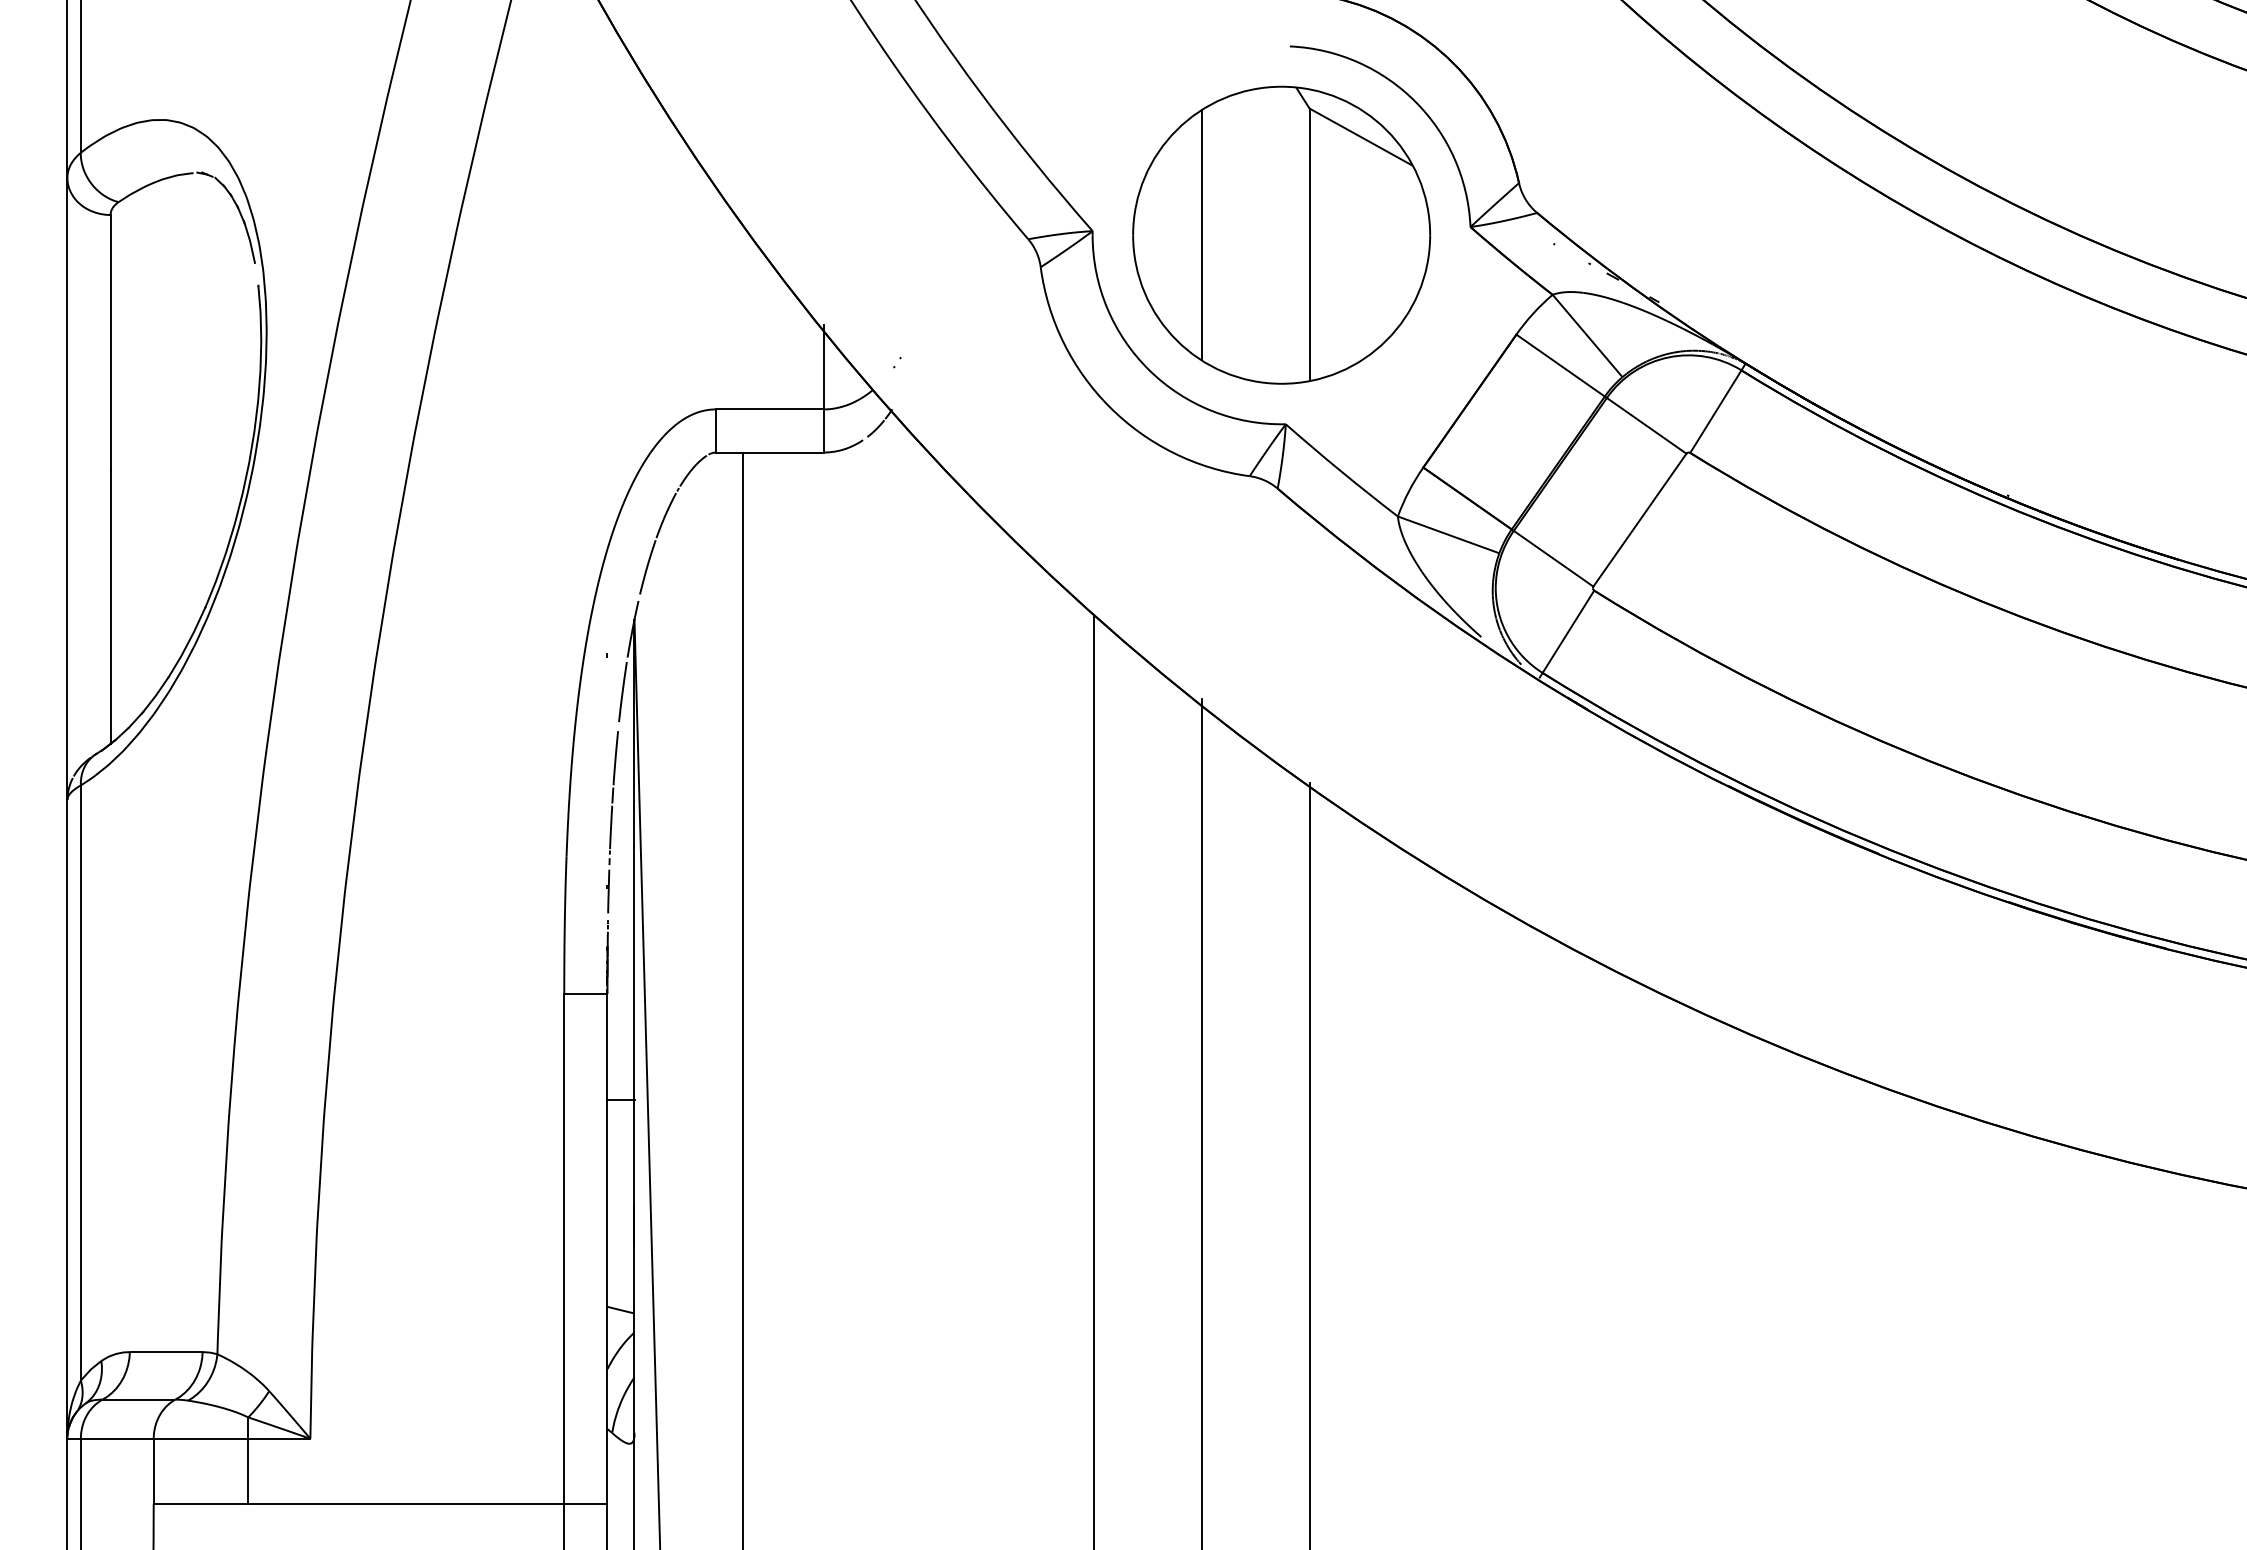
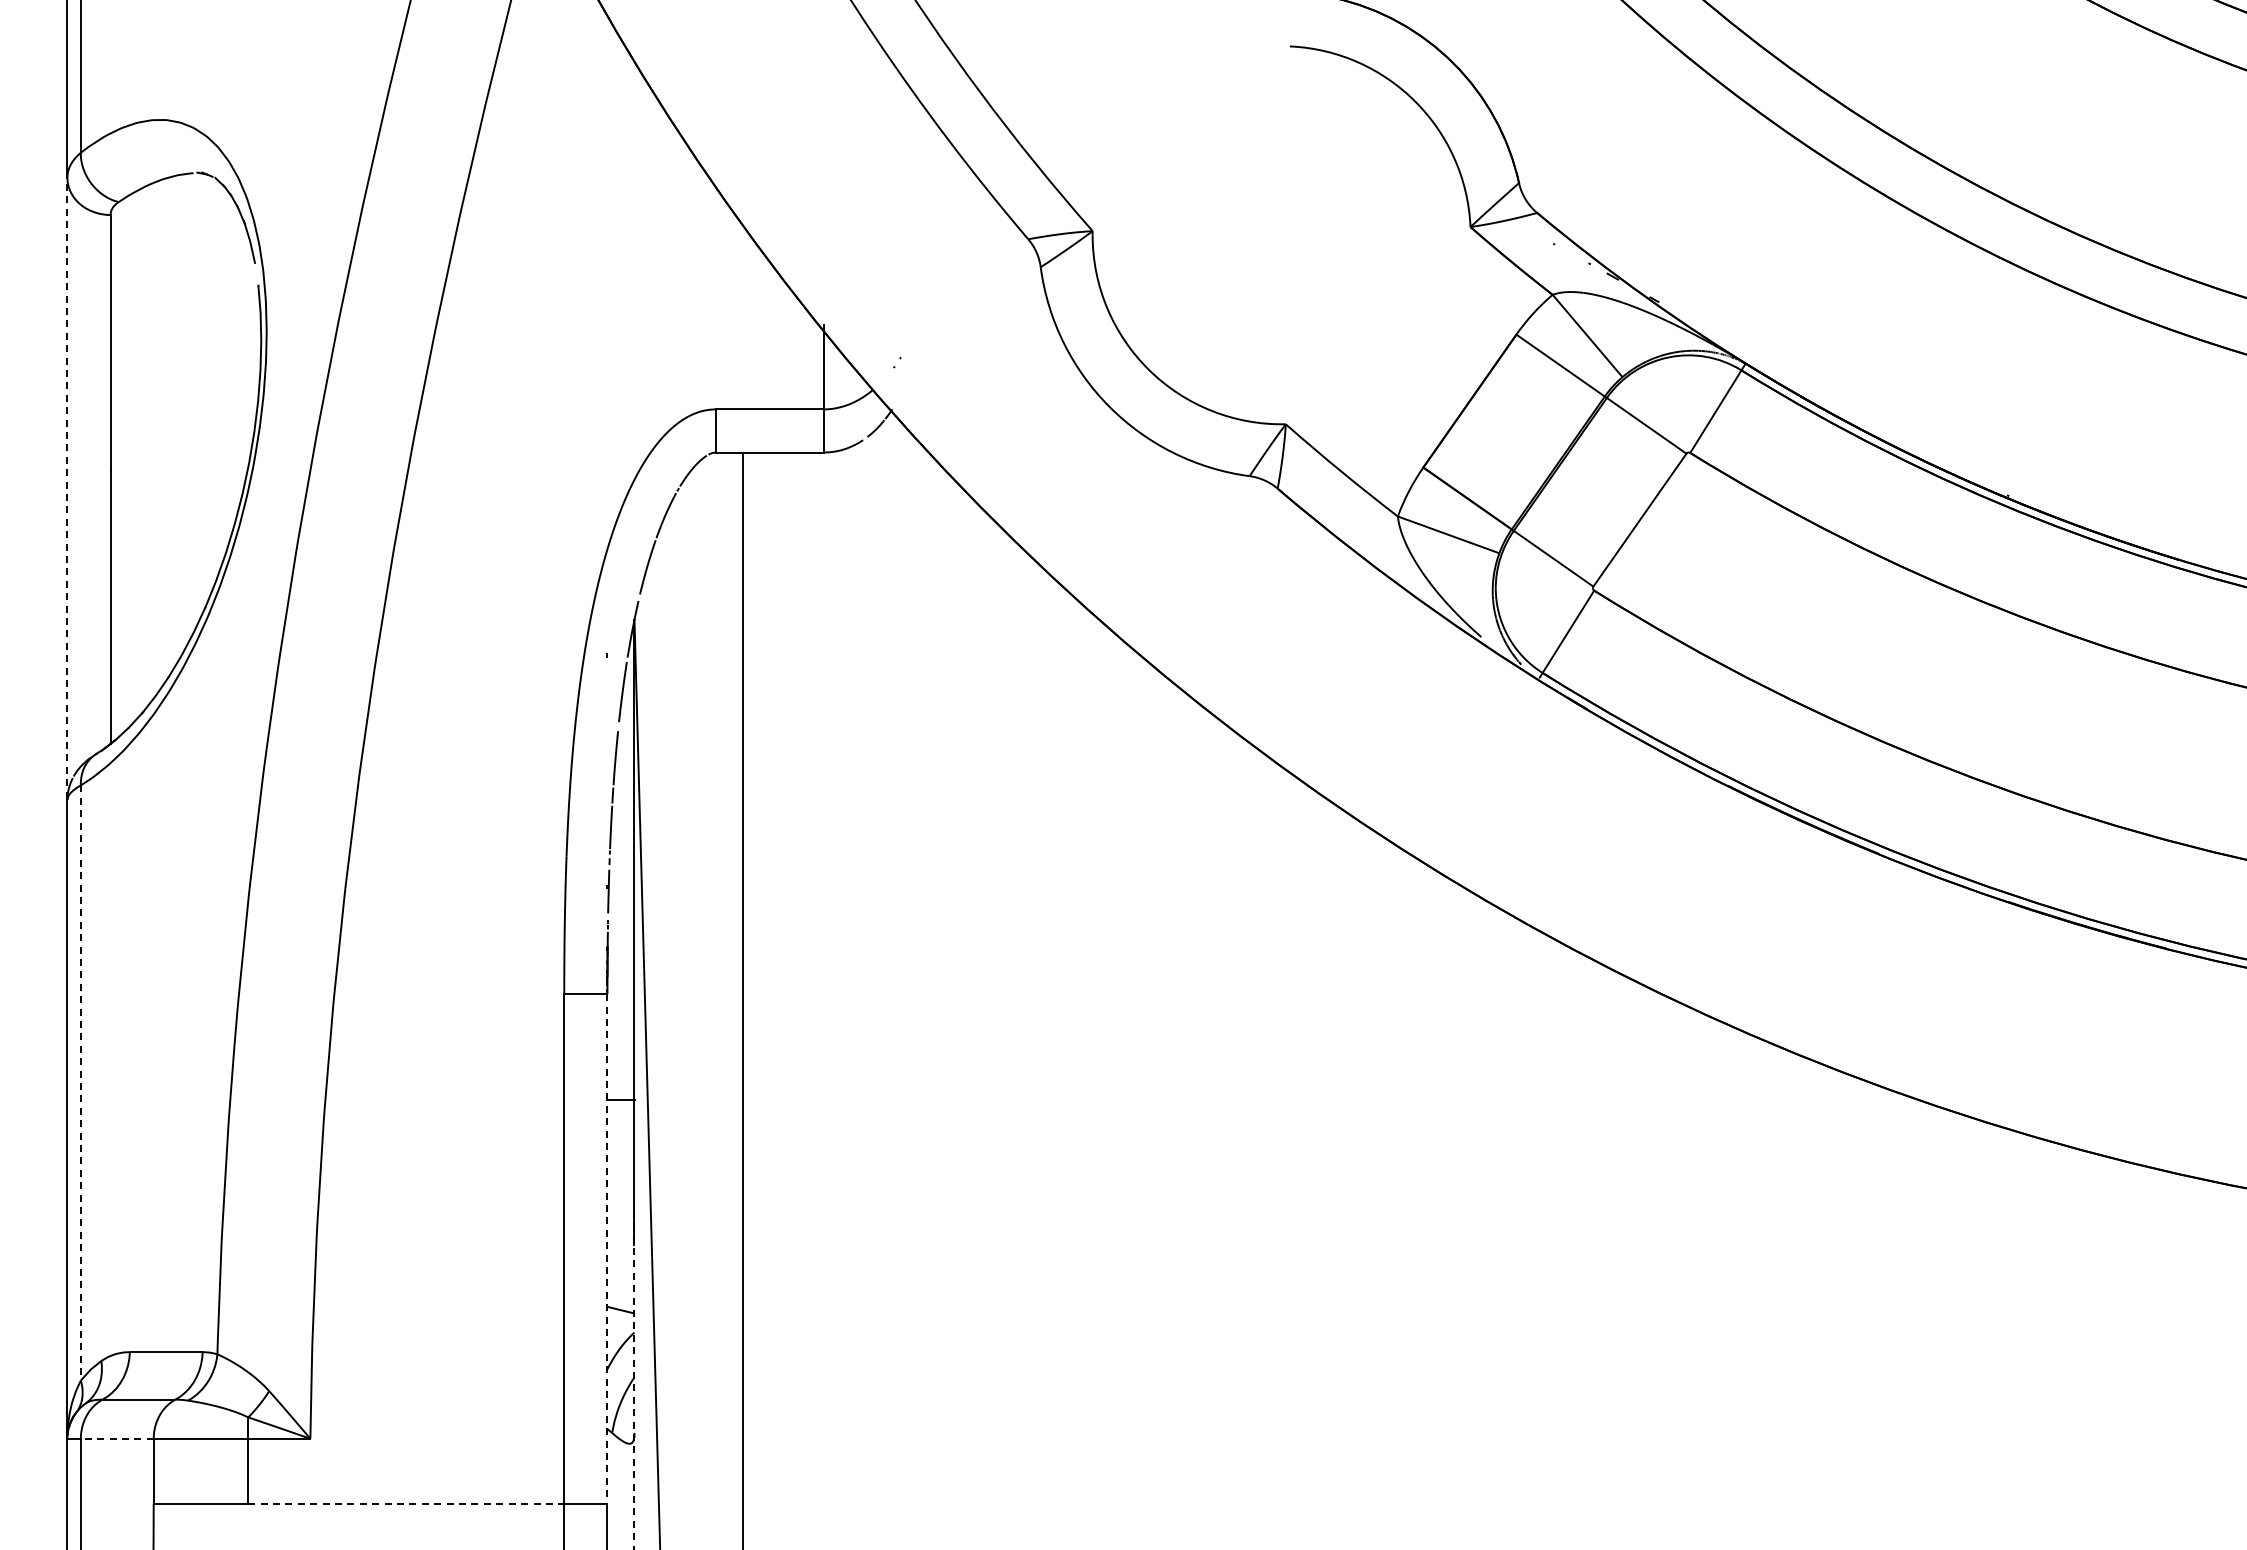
part: present -> none (1281, 234)
line: solid -> dashed (67, 487)
line: present -> none (1093, 1080)
line: solid -> dashed (80, 1083)
line: present -> none (1201, 1122)
line: present -> none (1309, 1164)
line: solid -> dashed (607, 1248)
line: solid -> dashed (634, 1378)
line: solid -> dashed (116, 1438)
line: solid -> dashed (406, 1503)
